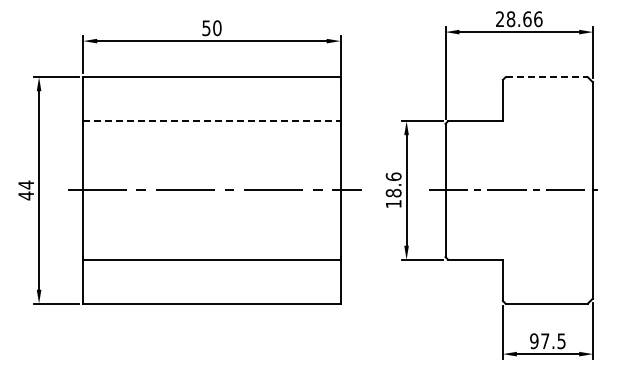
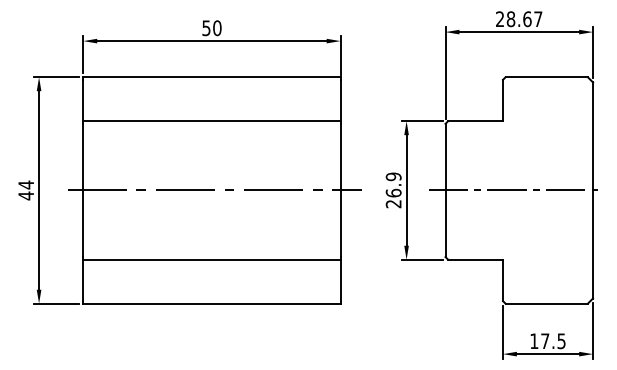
text: 28.66 -> 28.67 (538, 19)
line: dashed -> solid (547, 77)
line: dashed -> solid (211, 121)
text: 18.6 -> 26.9 (393, 190)
text: 97.5 -> 17.5 (534, 341)
